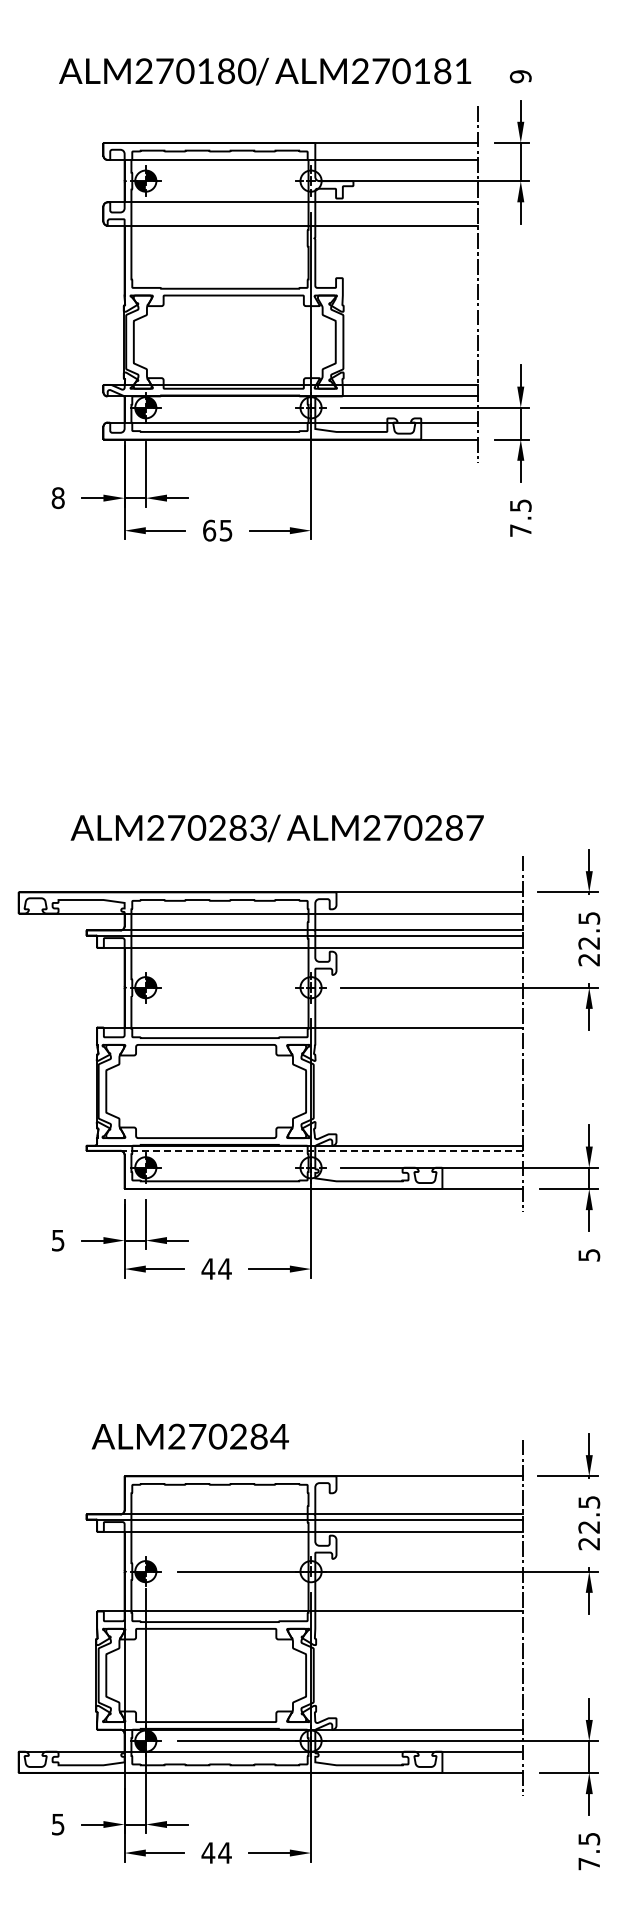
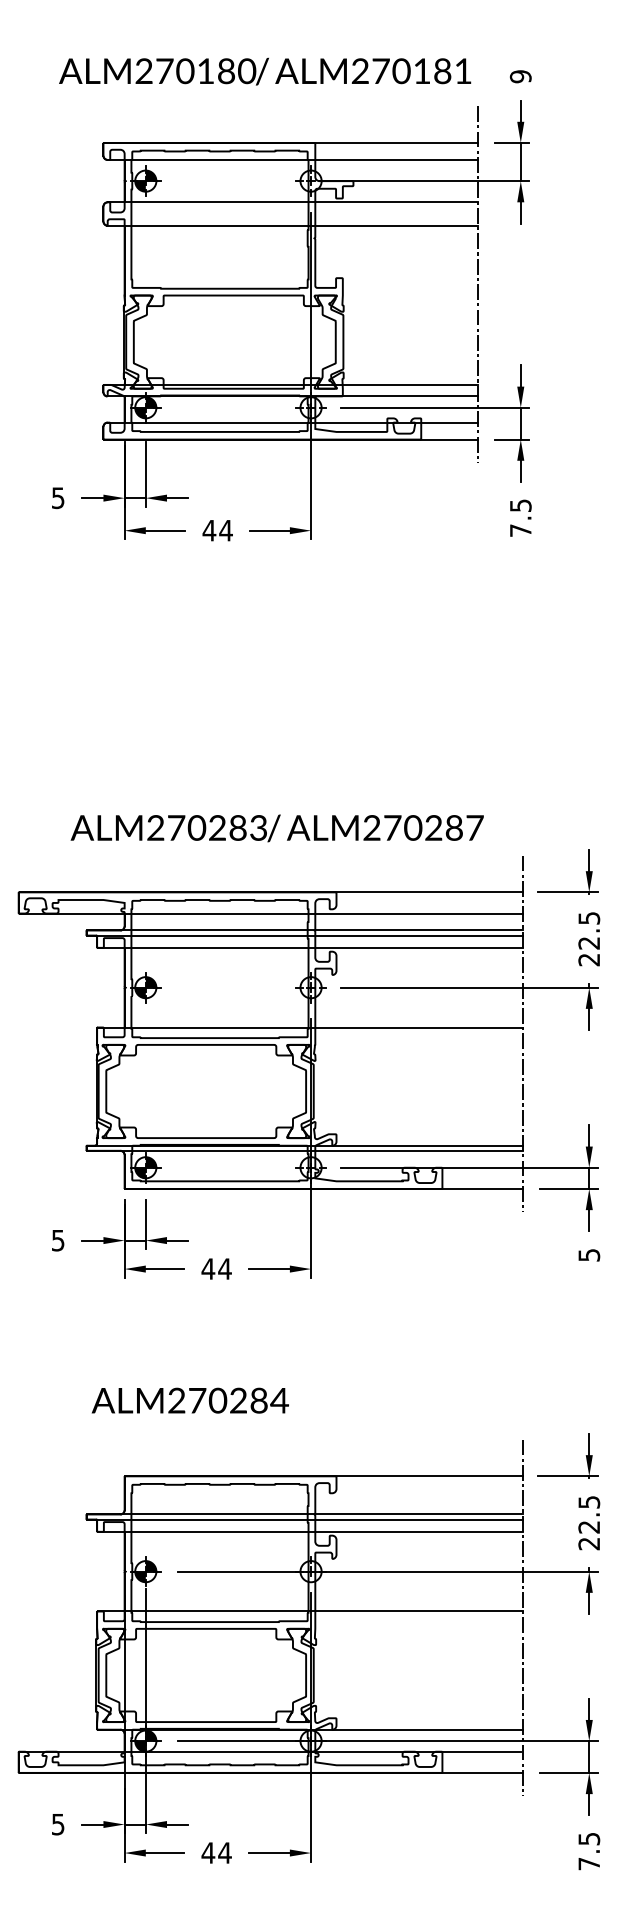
text: 8 -> 5 (57, 498)
text: 65 -> 44 (217, 530)
line: dashed -> solid (322, 1150)
text position: (189, 1436) -> (189, 1400) (189, 1400)
